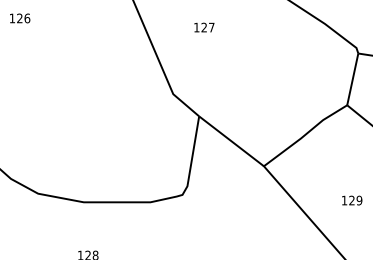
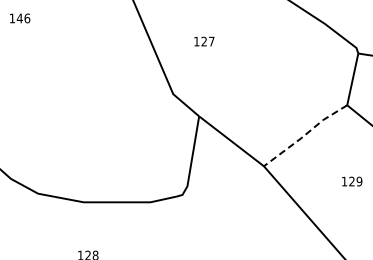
text: 126 -> 146 (19, 18)
text position: (204, 27) -> (204, 41) (204, 41)
line: solid -> dashed (304, 135)
text position: (352, 200) -> (352, 181) (352, 181)
